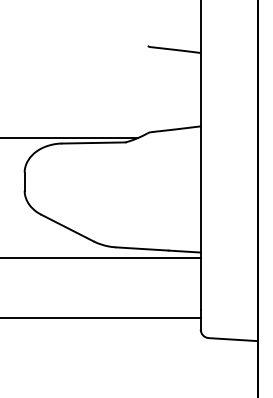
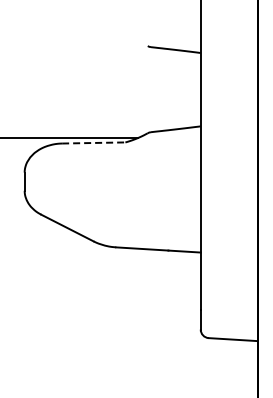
line: solid -> dashed (93, 142)
line: present -> none (101, 258)
line: present -> none (101, 318)
